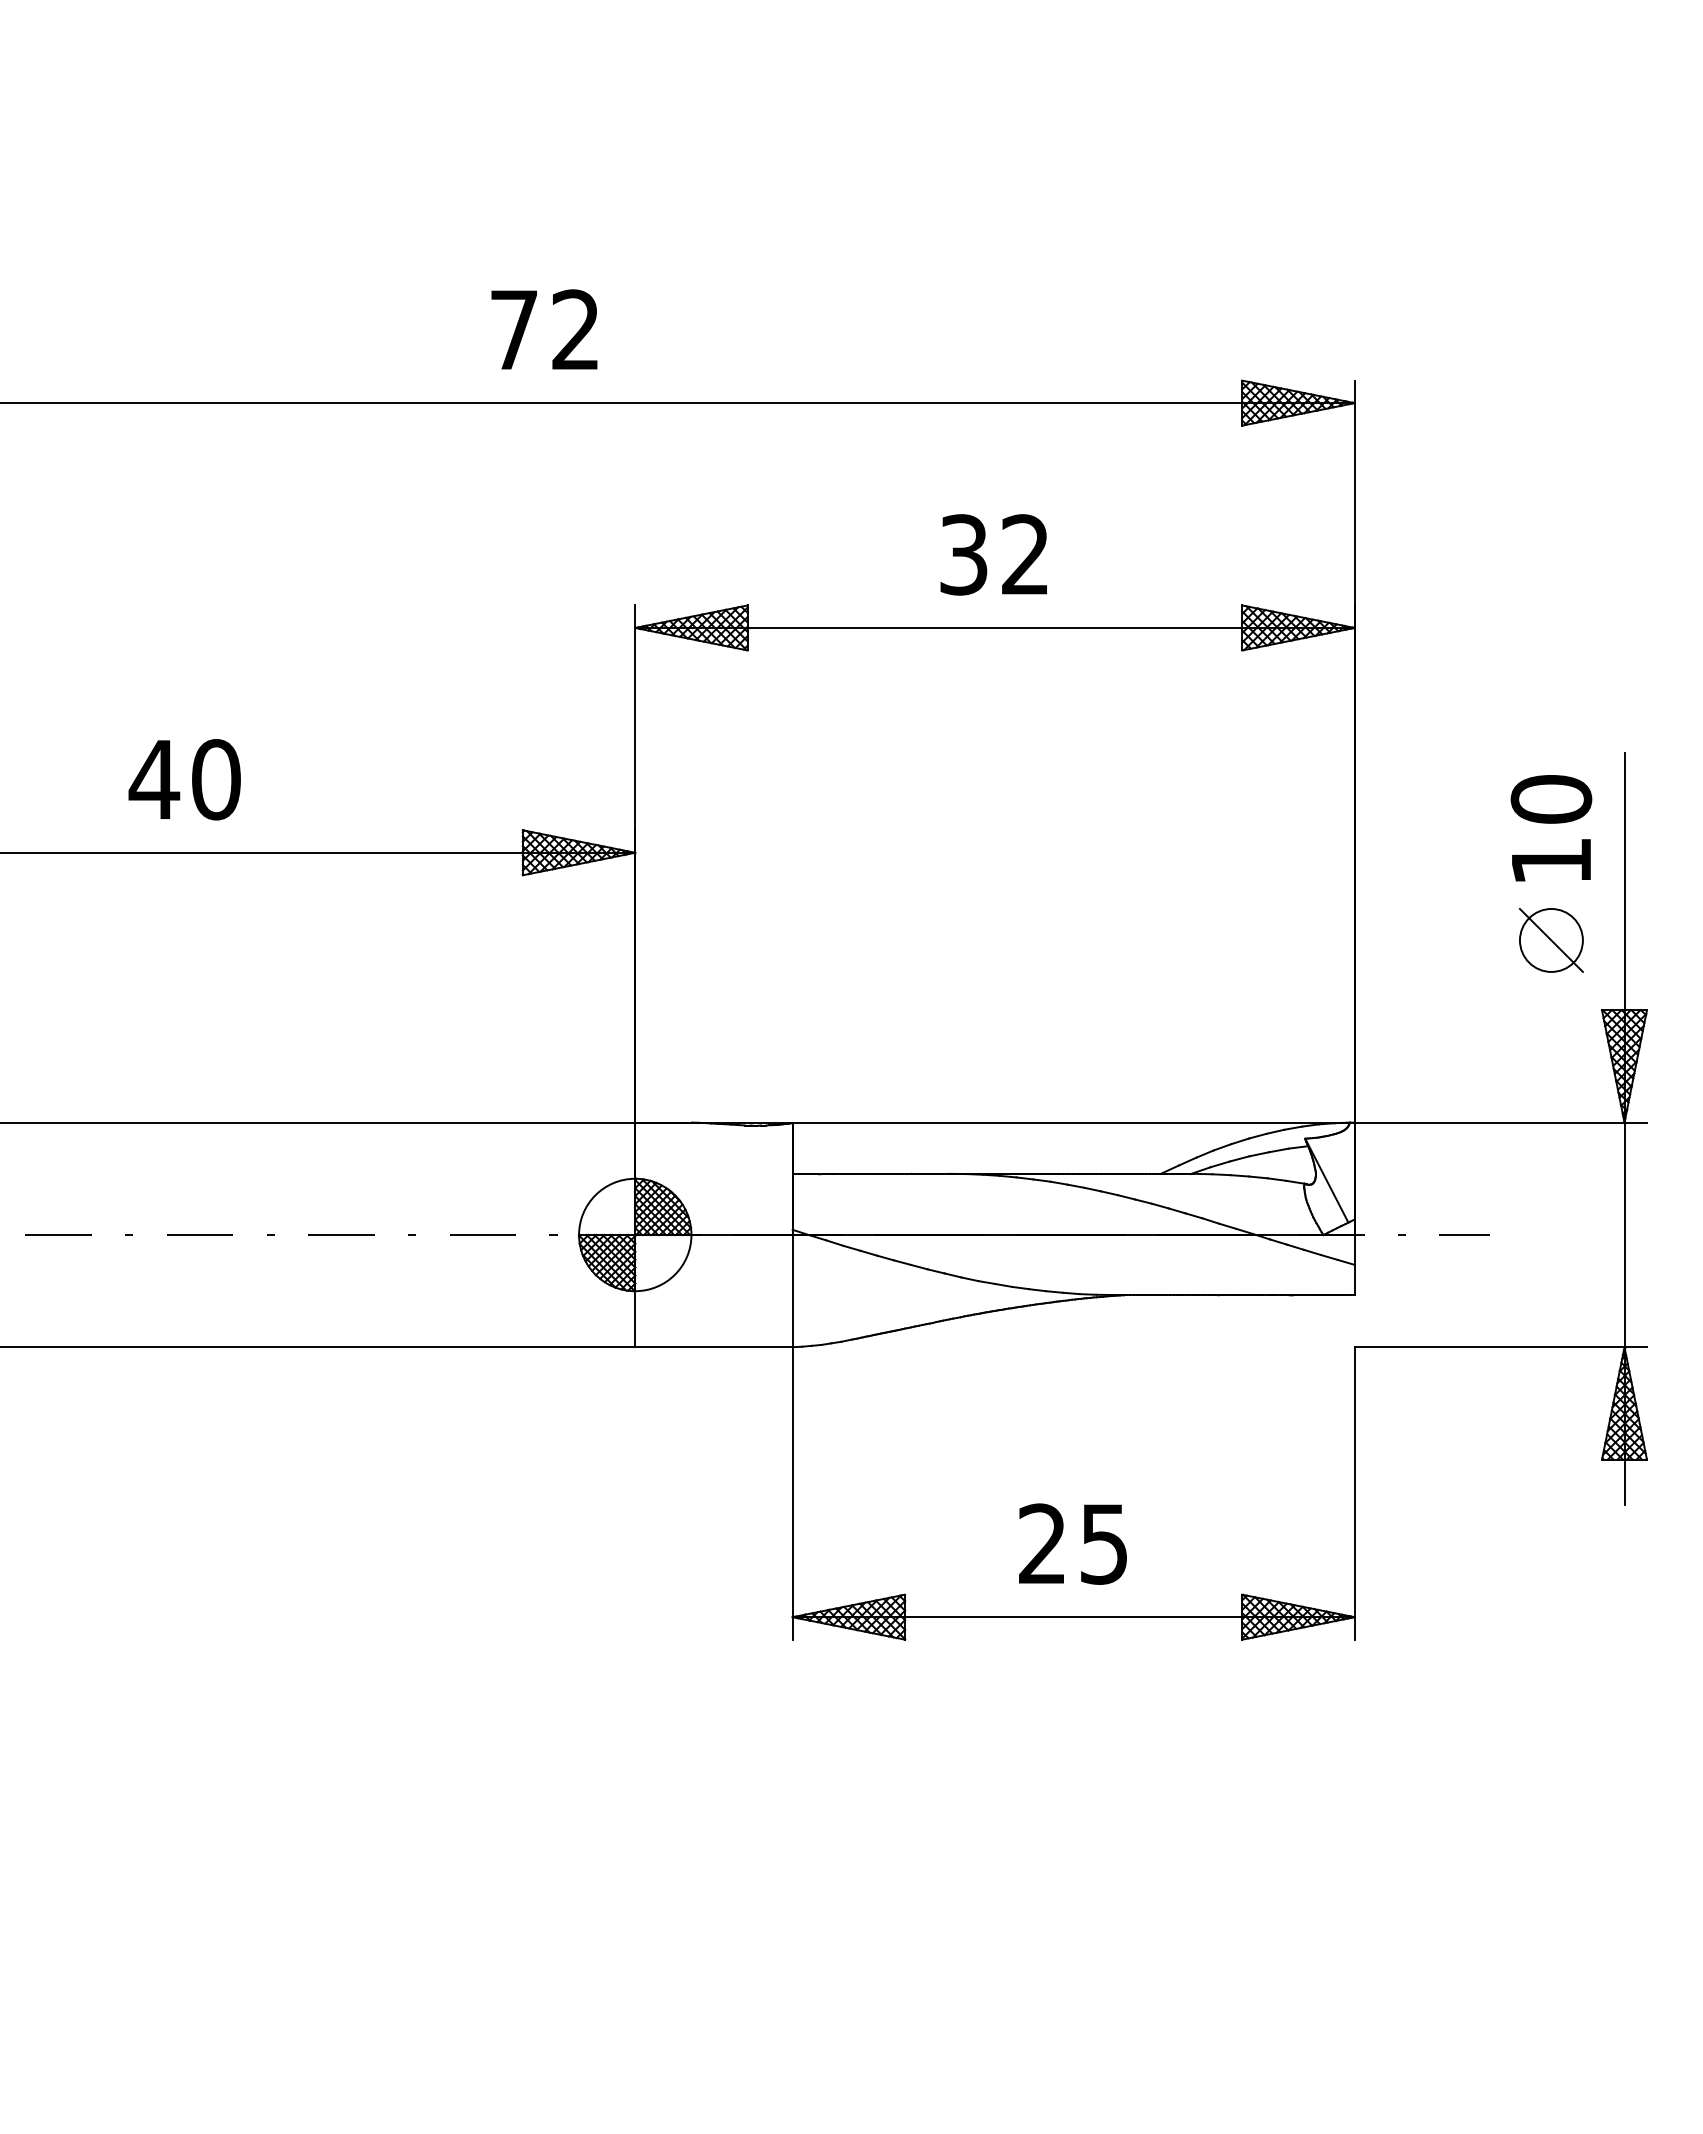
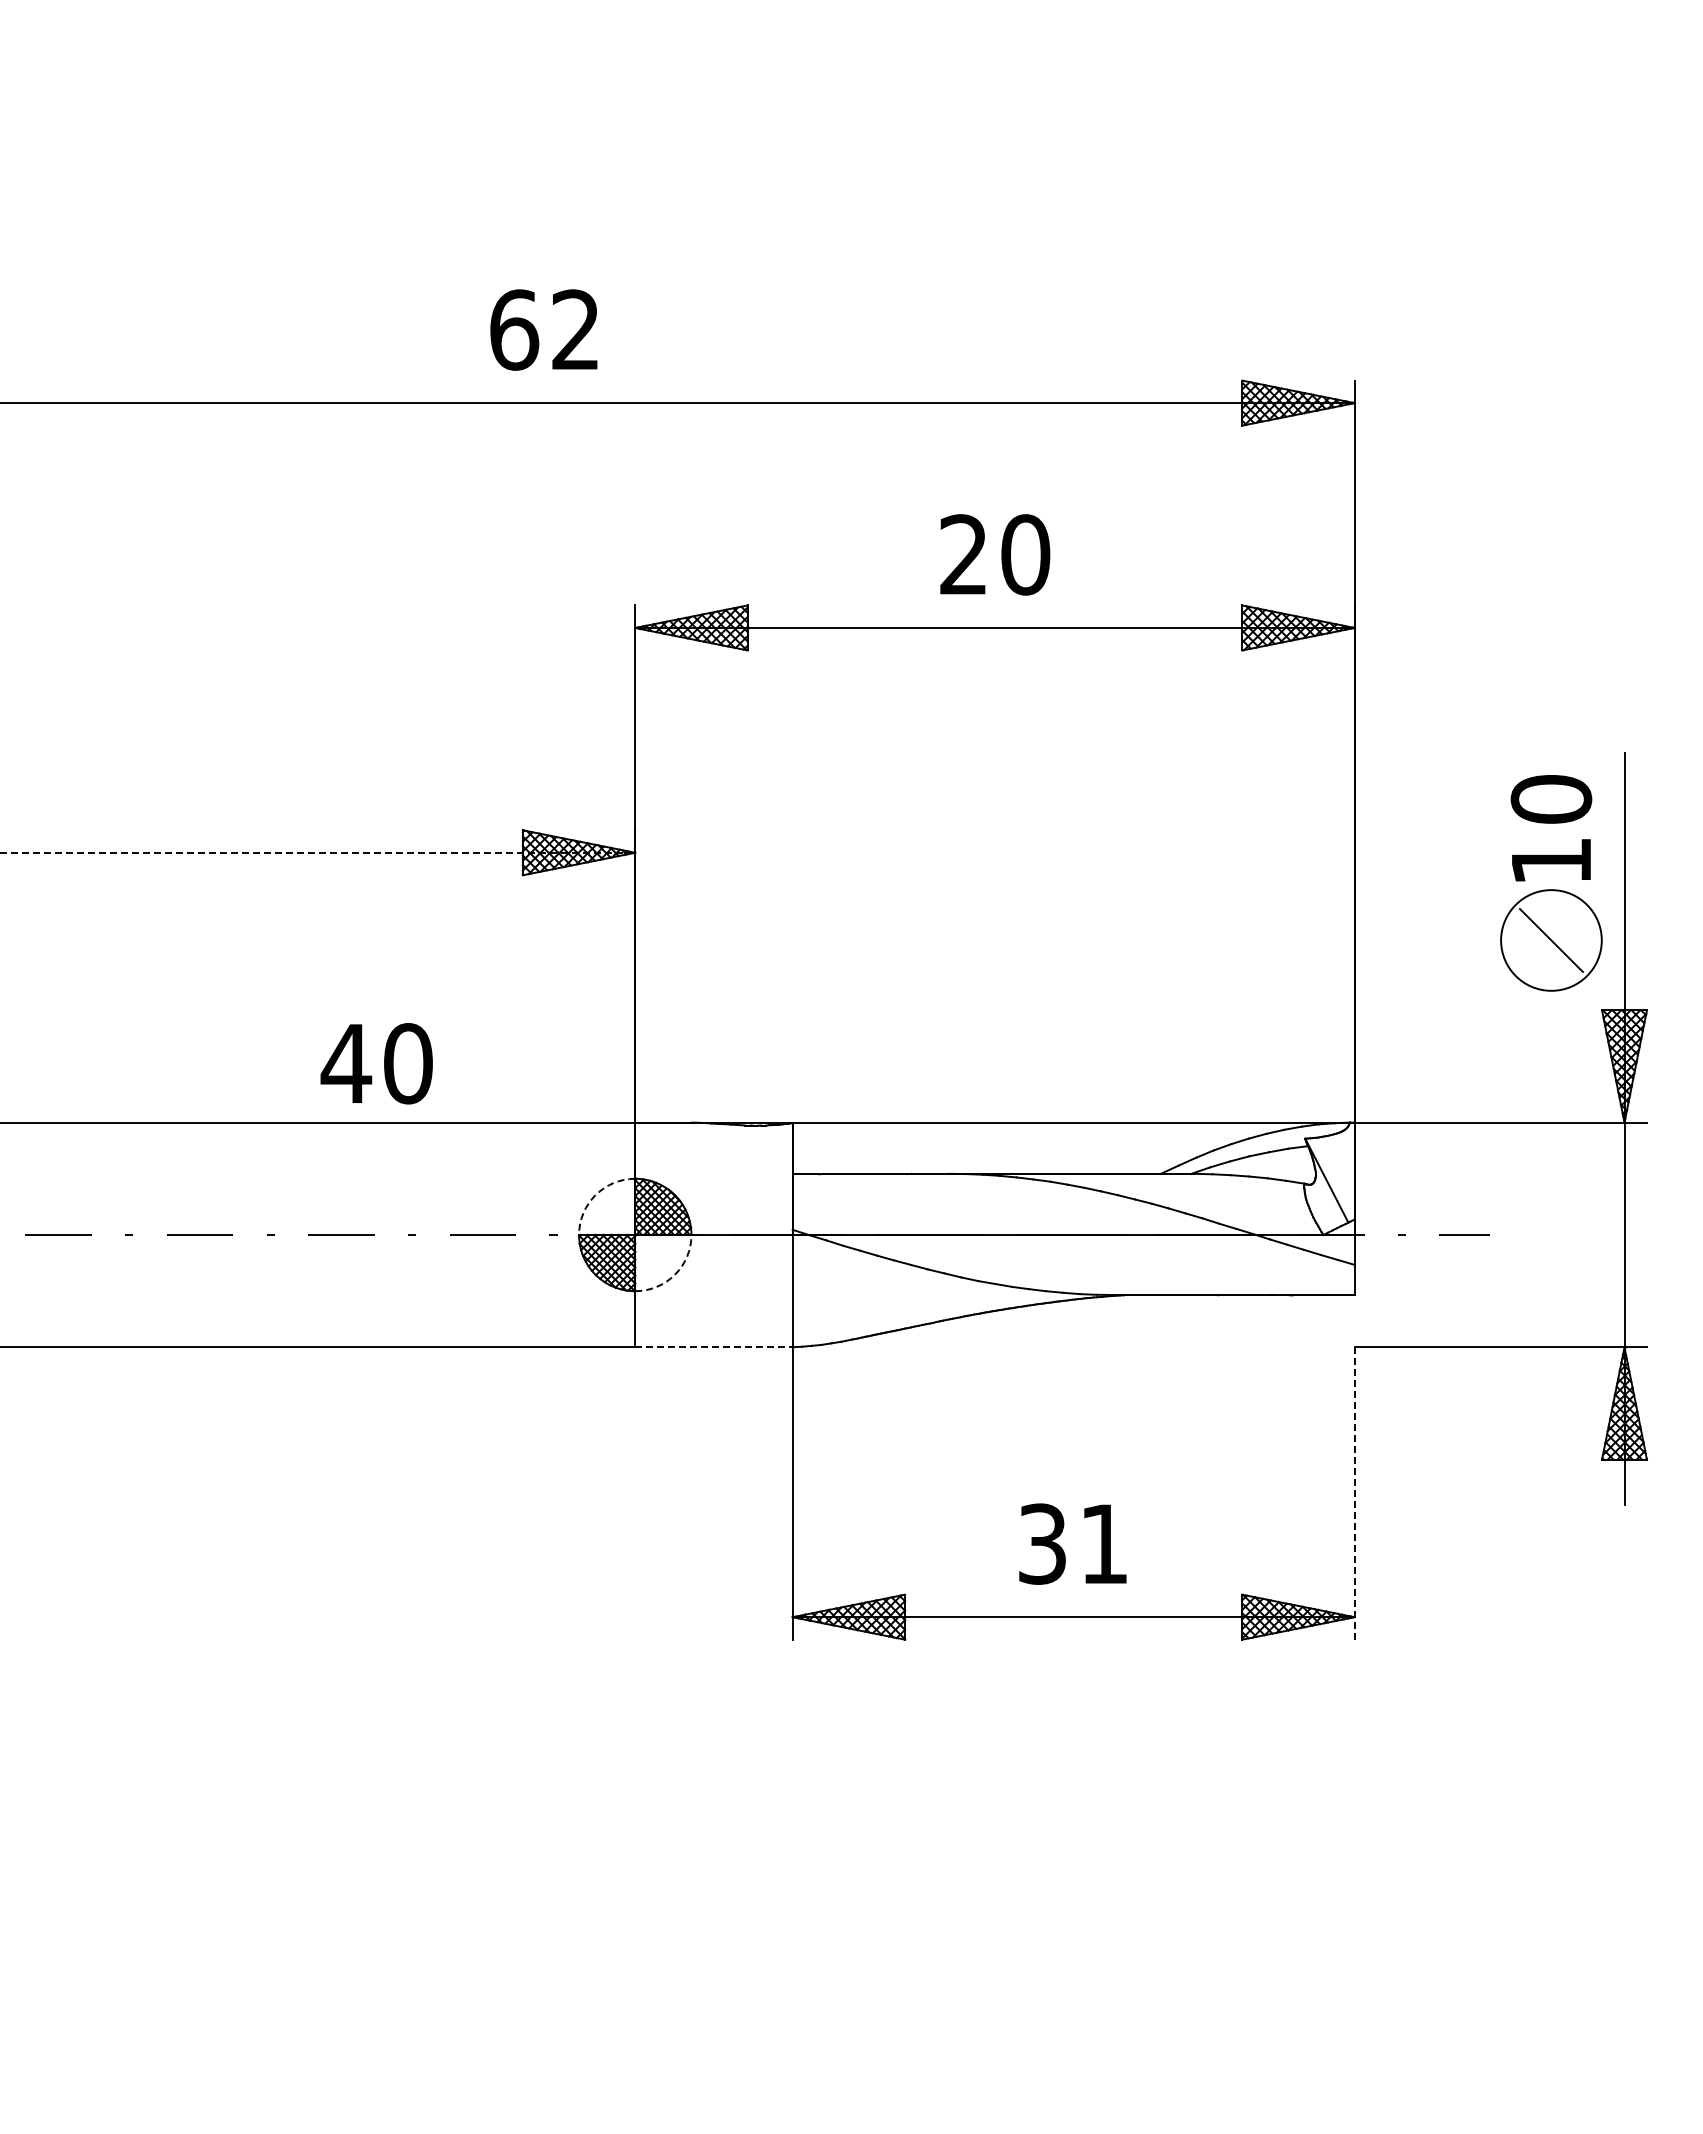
text: 72 -> 62 (514, 329)
text: 32 -> 20 (995, 554)
text position: (184, 779) -> (376, 1063) (376, 1063)
line: solid -> dashed (318, 852)
circle diameter: 63 px -> 101 px (1551, 940)
arc: solid -> dashed (595, 1195)
arc: solid -> dashed (675, 1274)
line: solid -> dashed (713, 1347)
line: solid -> dashed (1354, 1493)
text: 25 -> 31 (1072, 1543)
